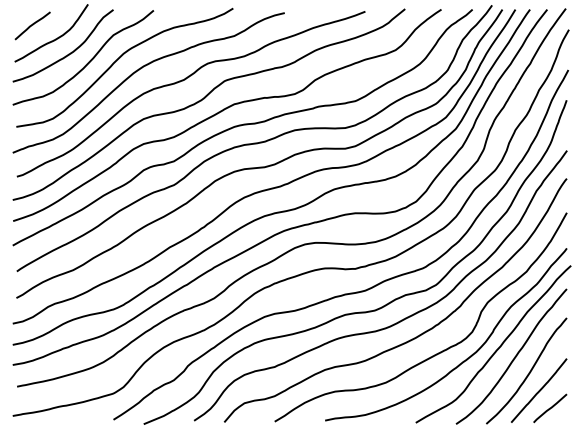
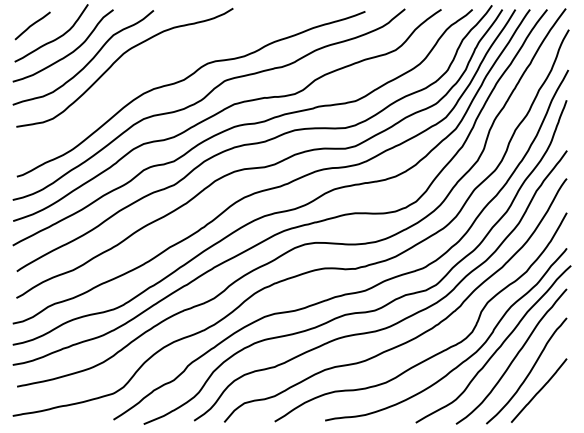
curve: present -> none (139, 70)
line: present -> none (550, 408)
